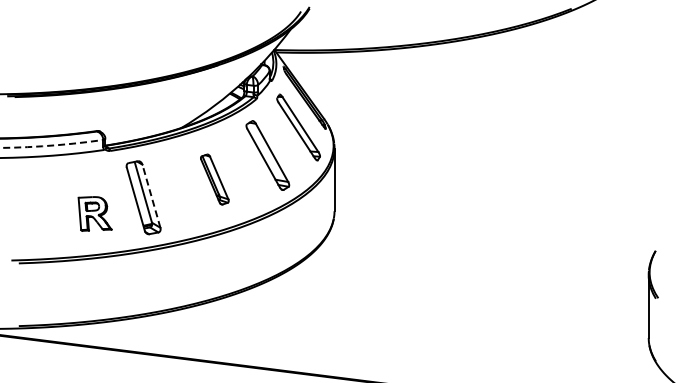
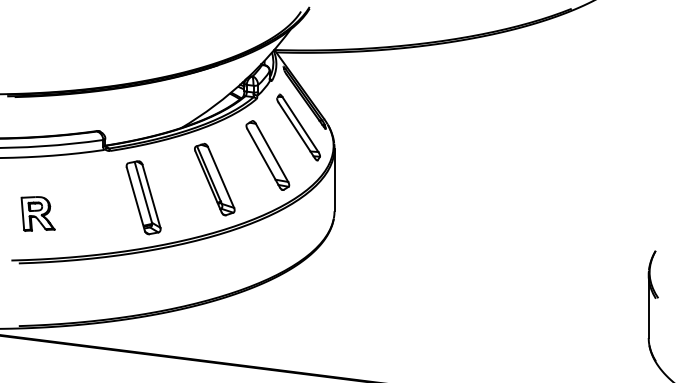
arc: dashed -> solid (51, 145)
part size: 30x53 px -> 42x75 px (214, 179)
line: dashed -> solid (151, 196)
part position: (94, 213) -> (37, 213) (37, 213)
